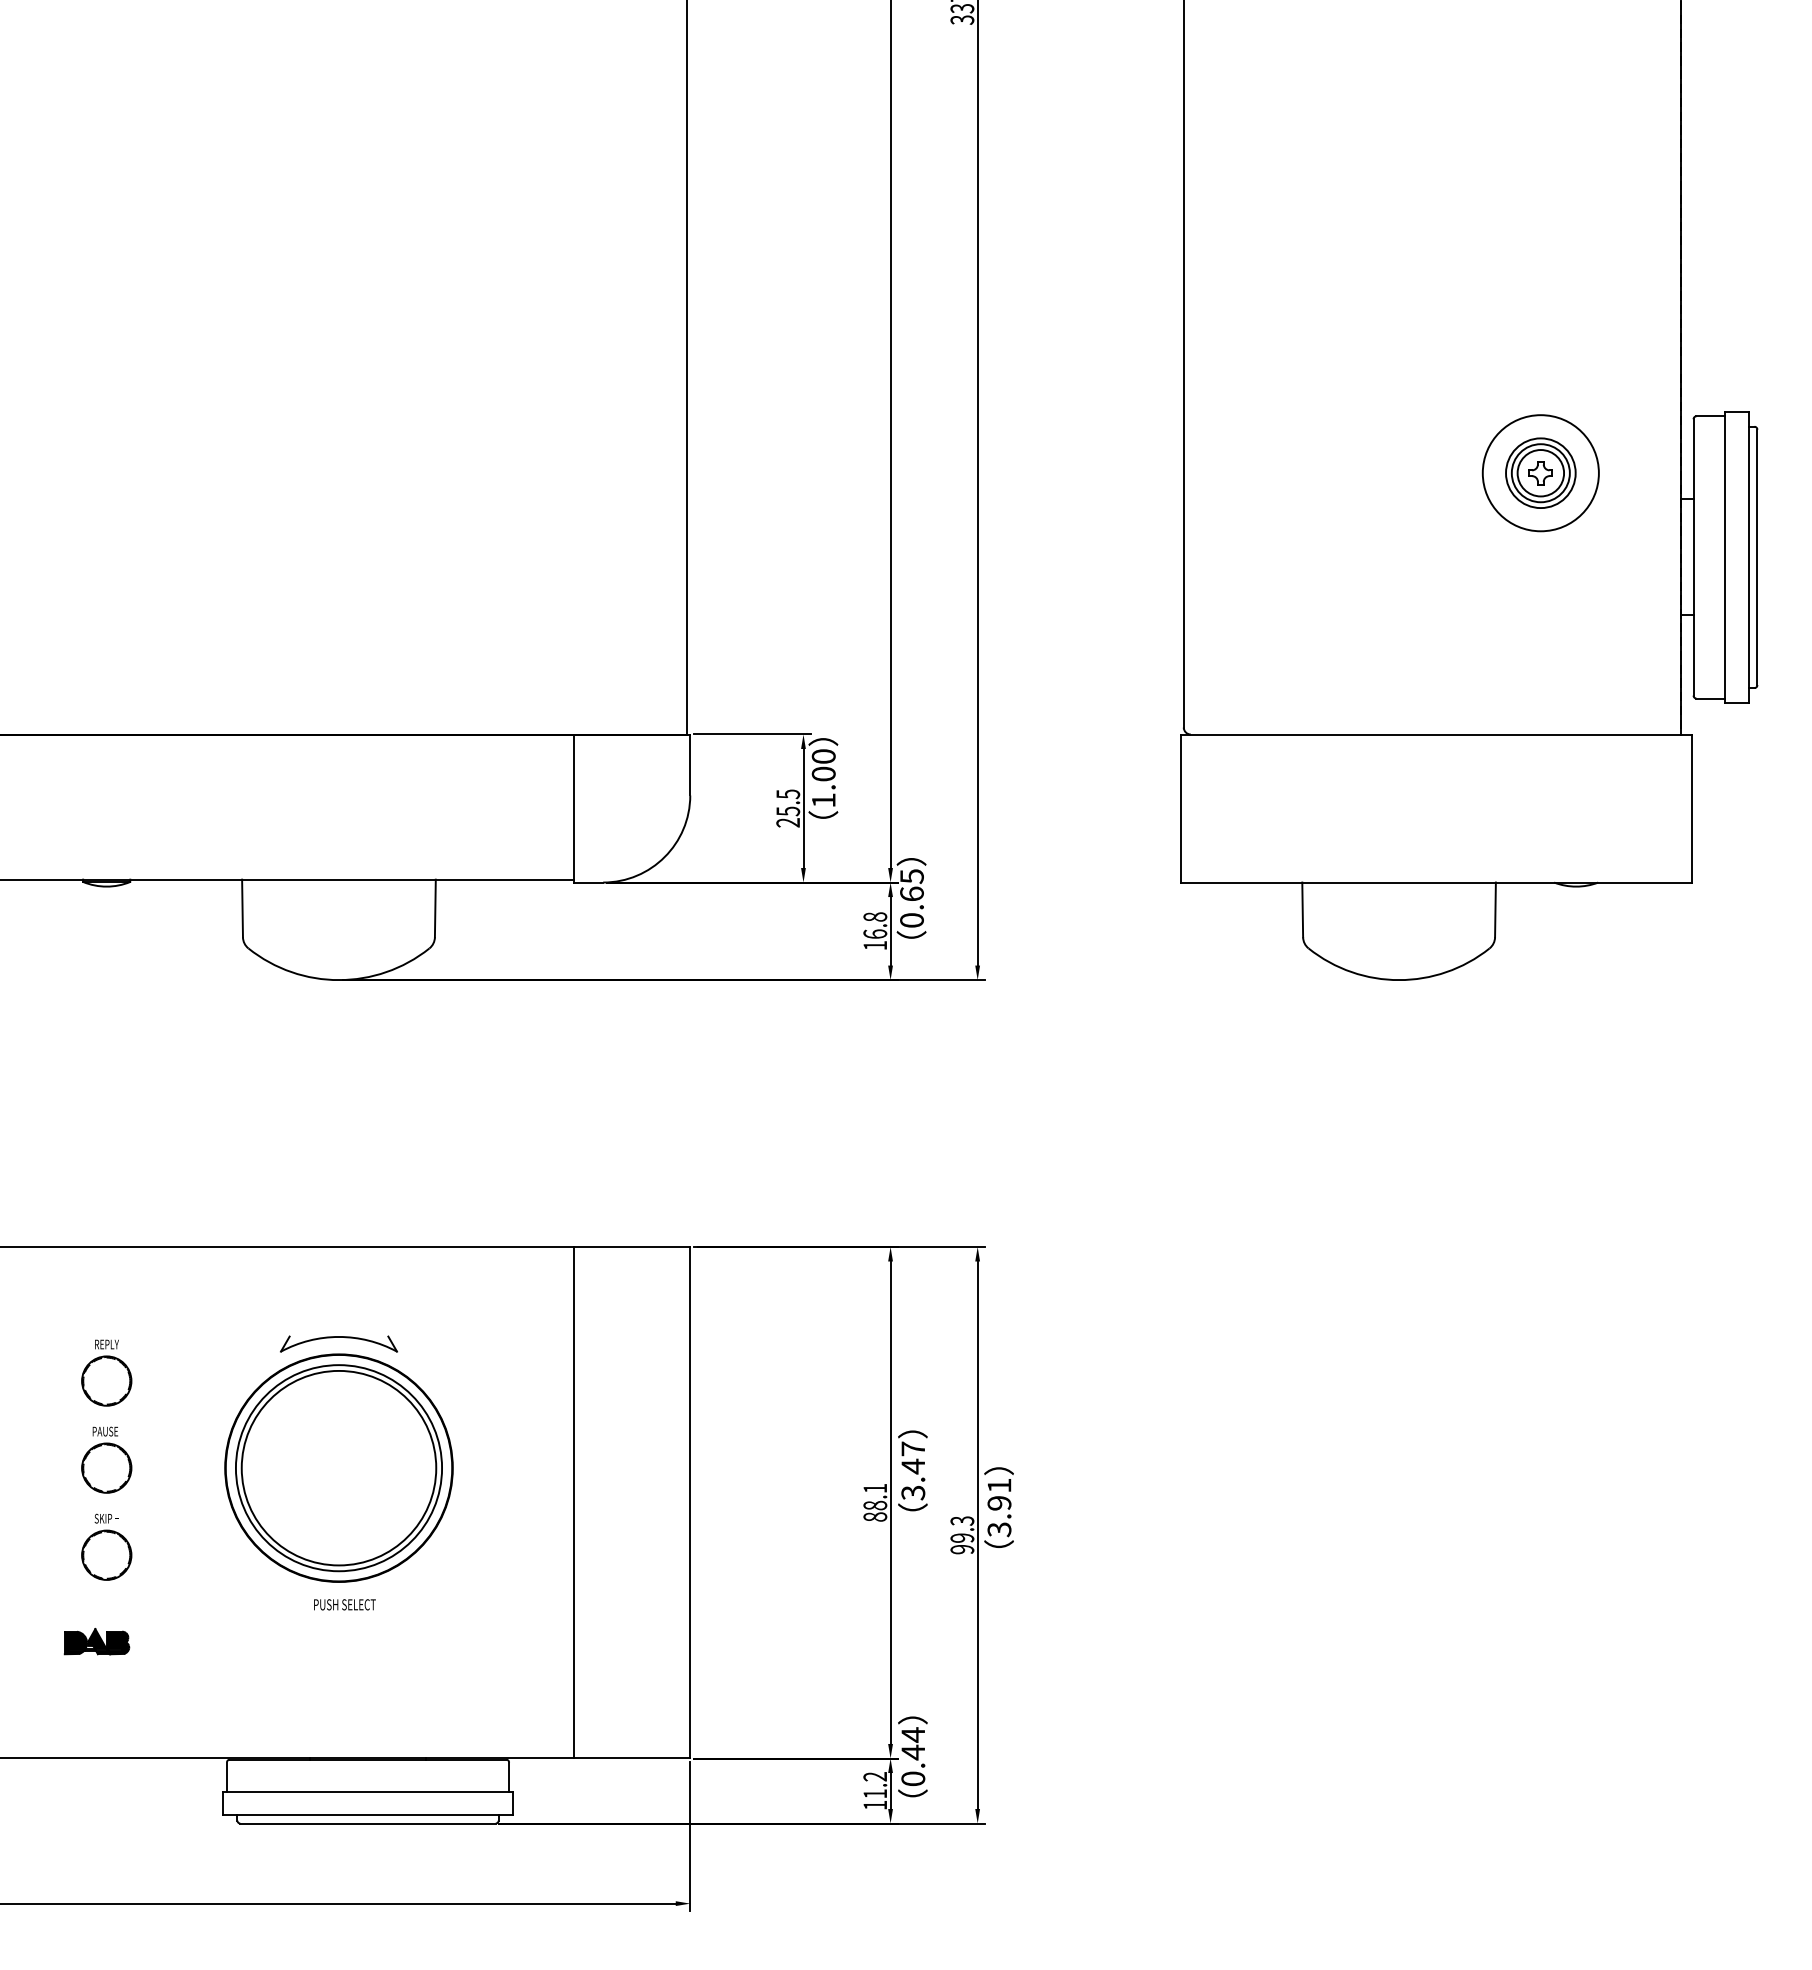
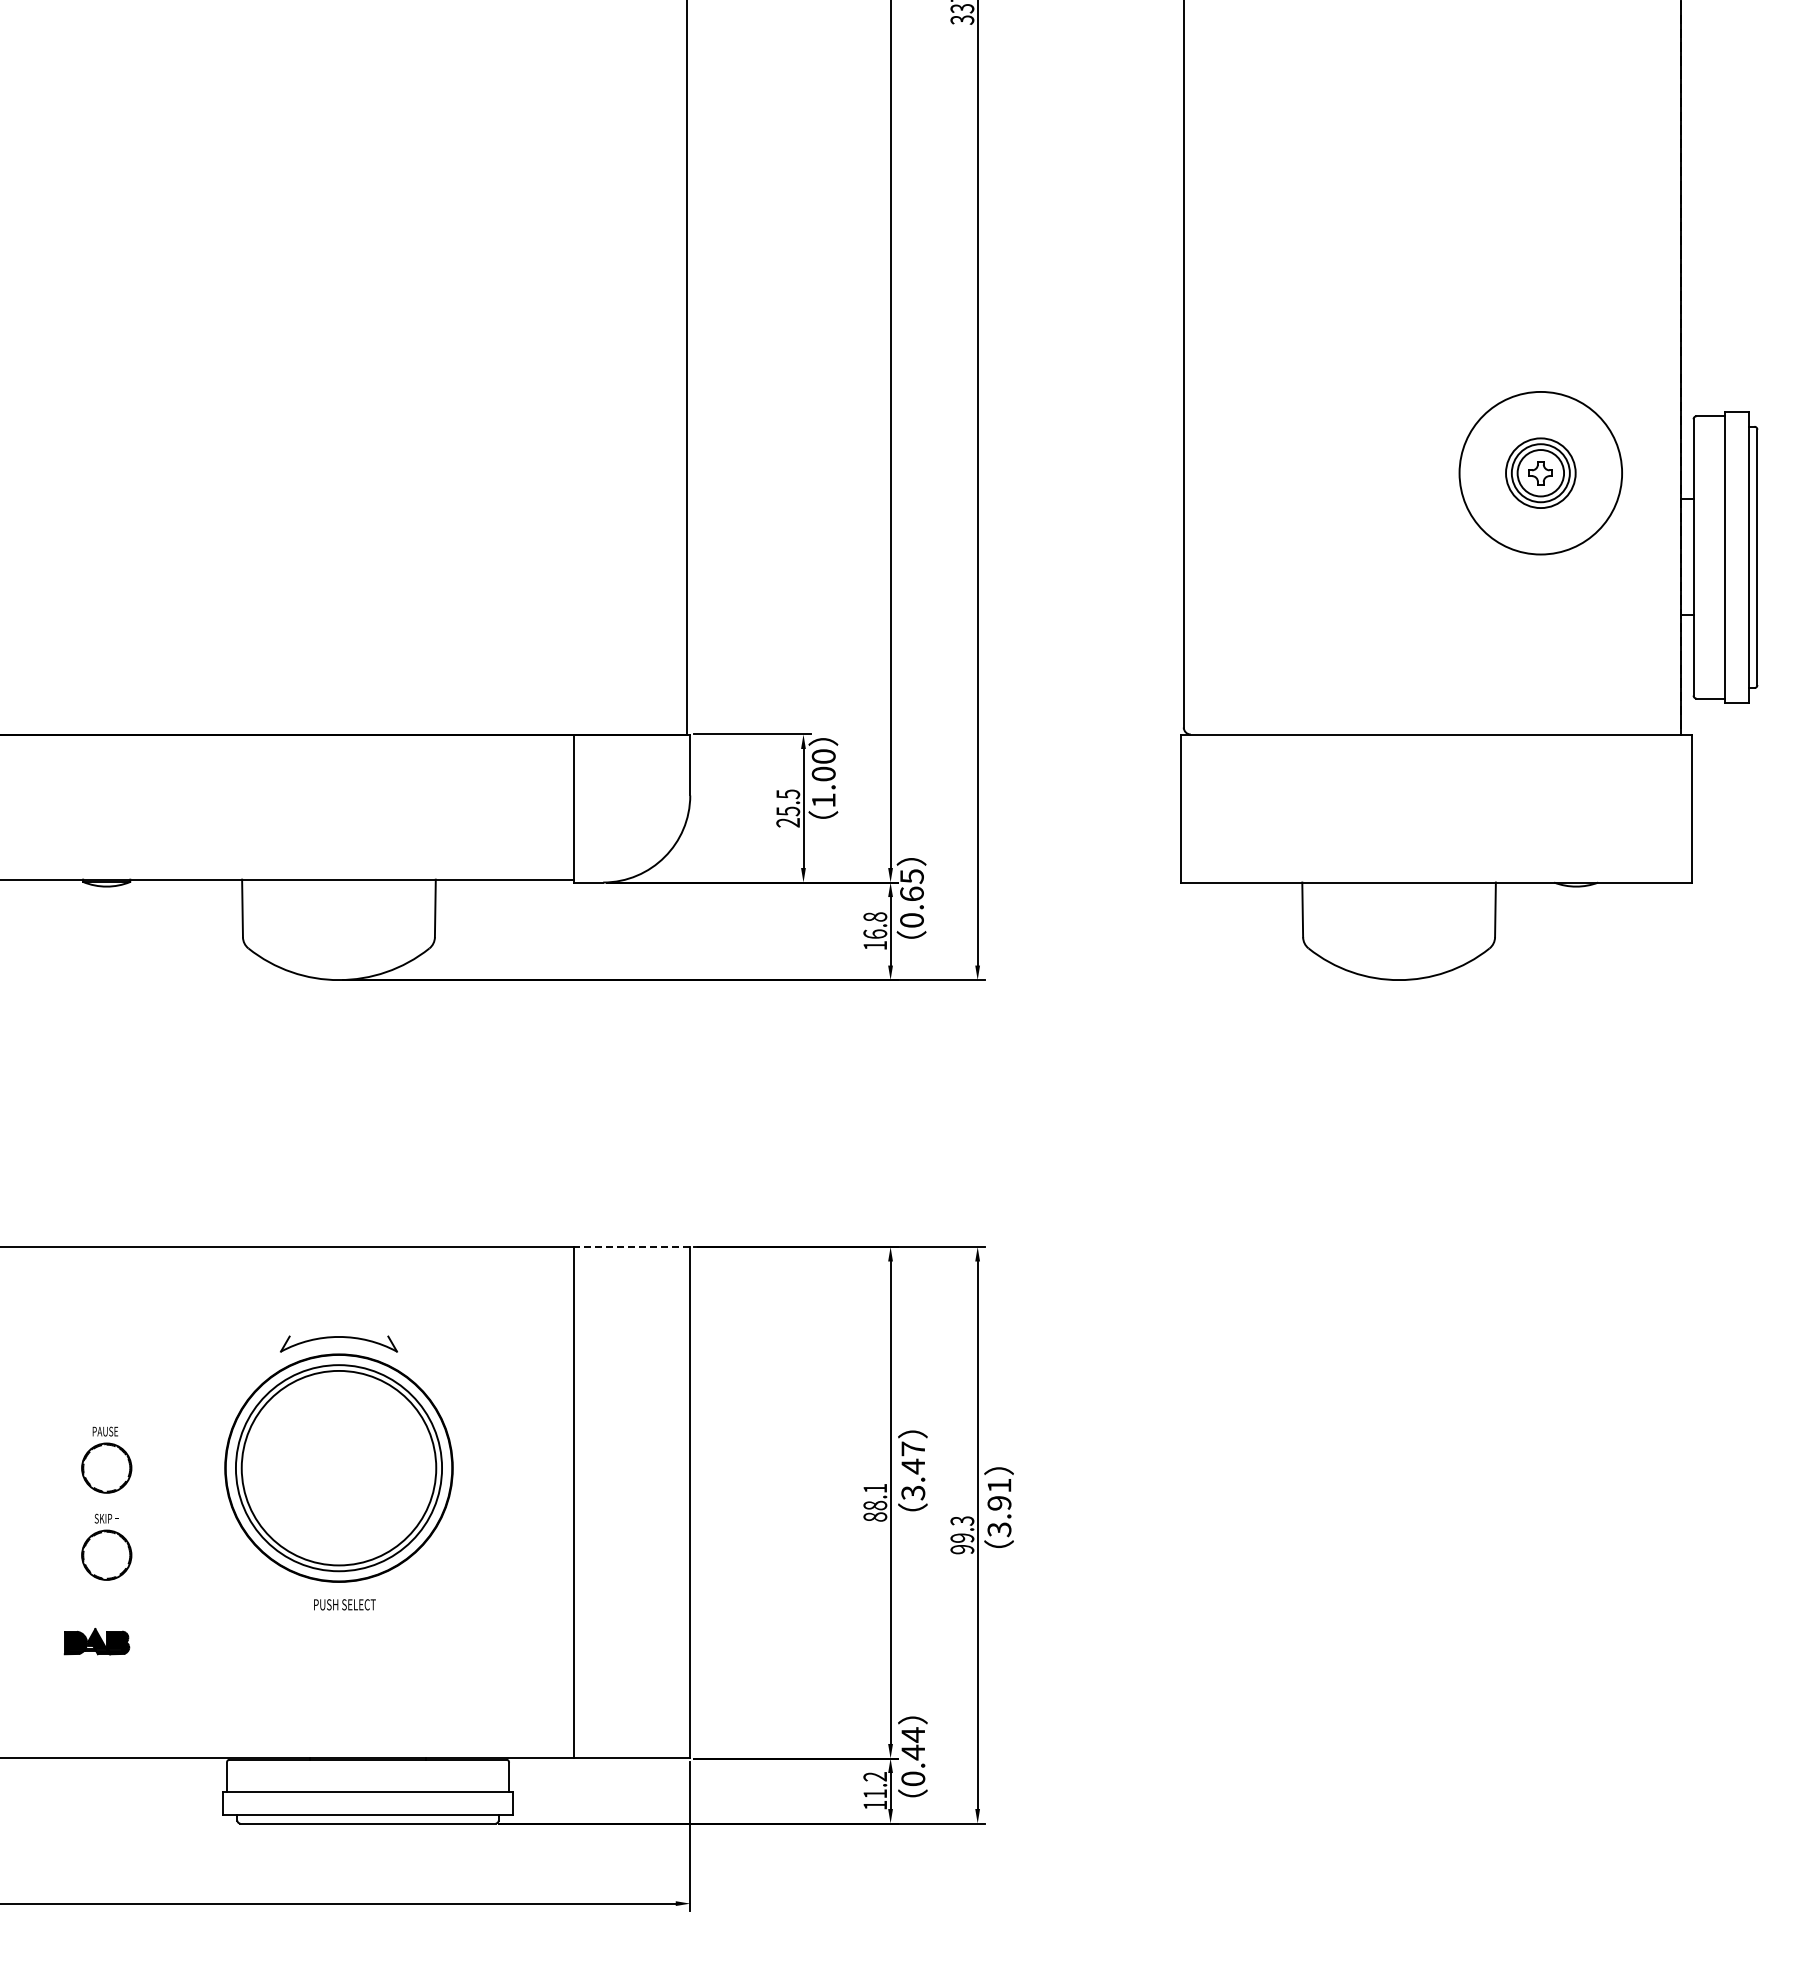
circle diameter: 116 px -> 163 px (1540, 472)
line: solid -> dashed (631, 1246)
part: present -> none (106, 1372)
